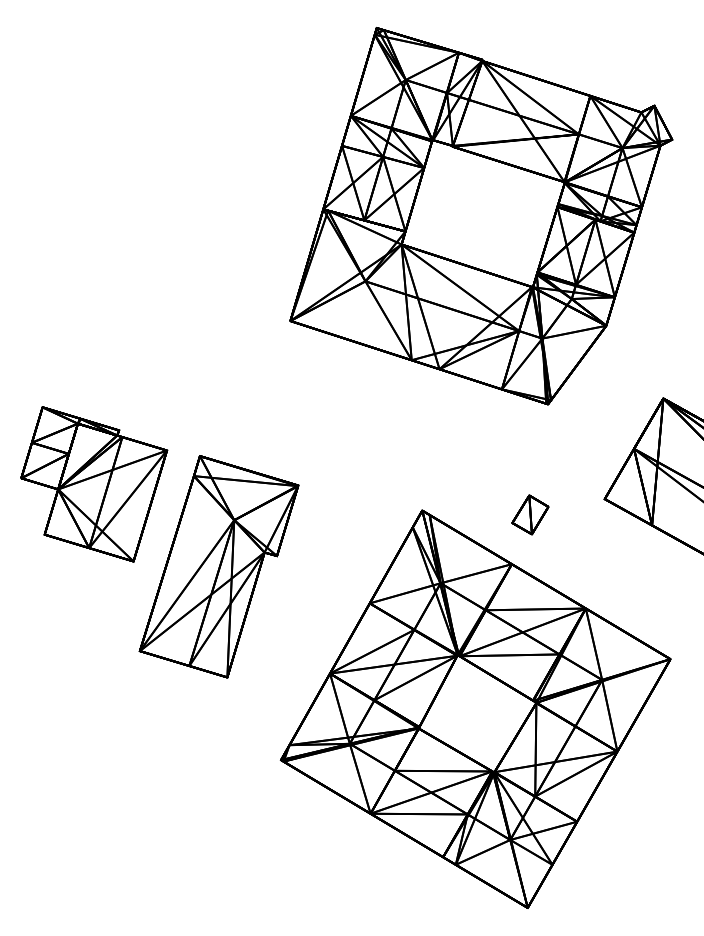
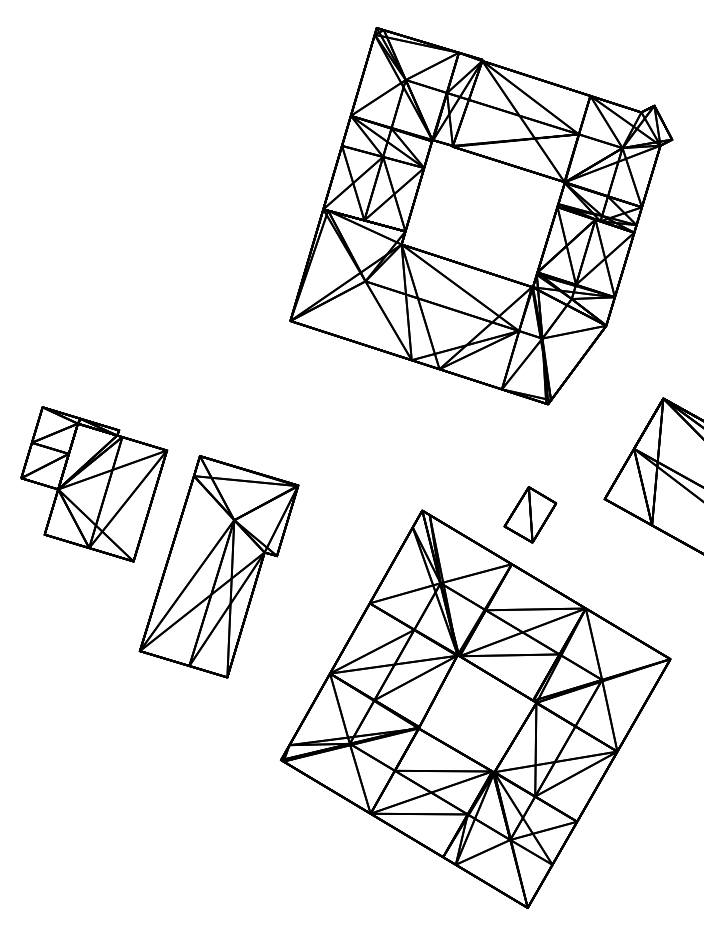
part size: 39x42 px -> 55x58 px (530, 514)
